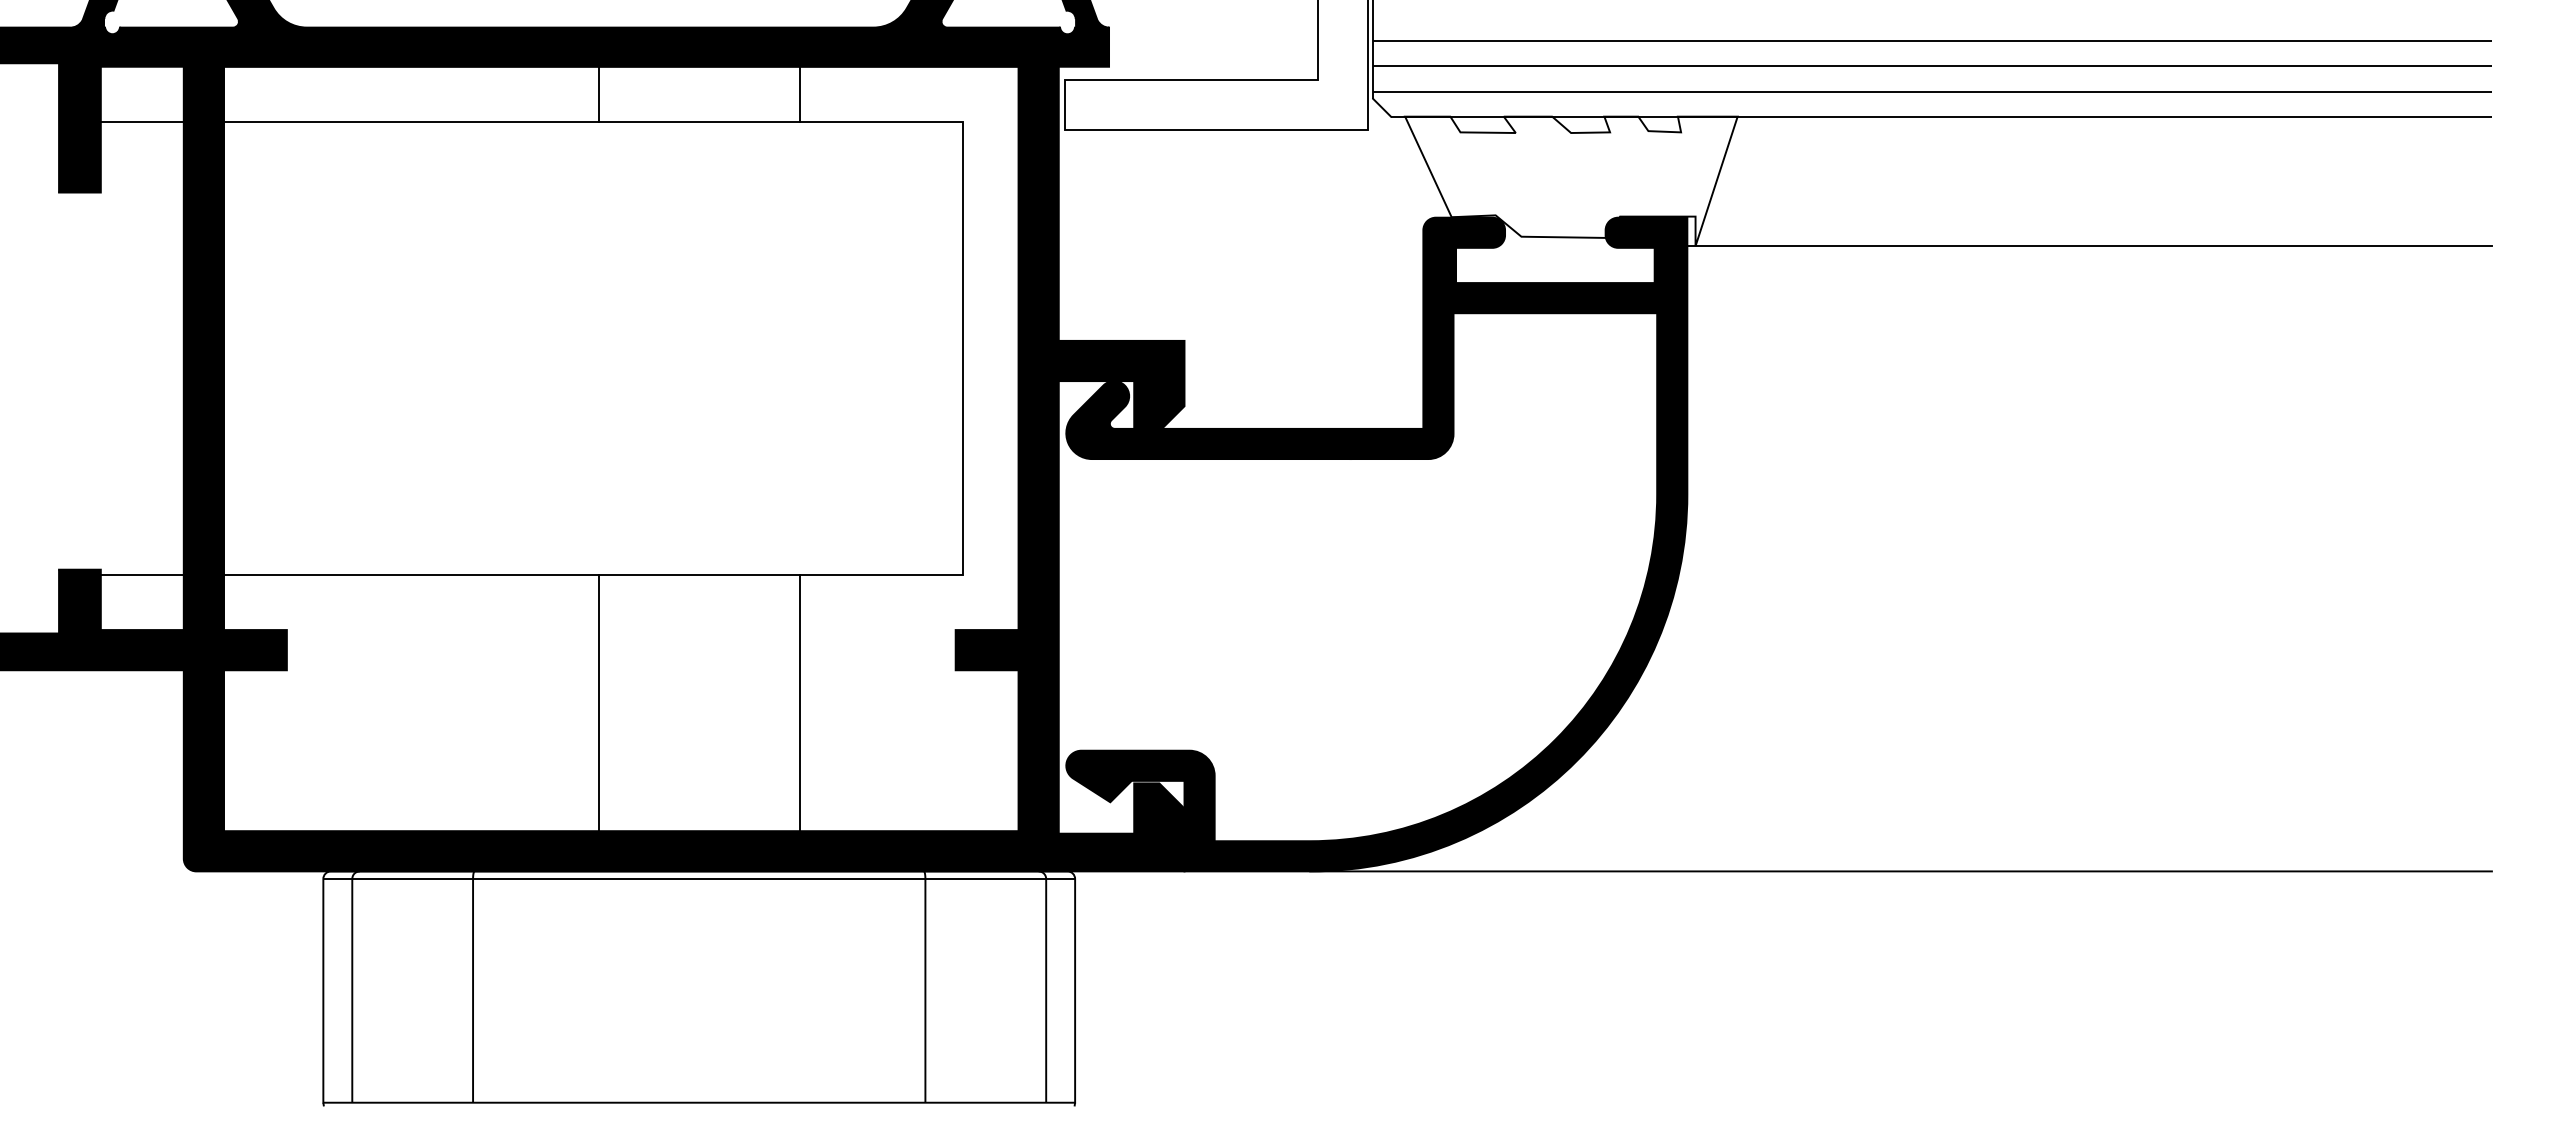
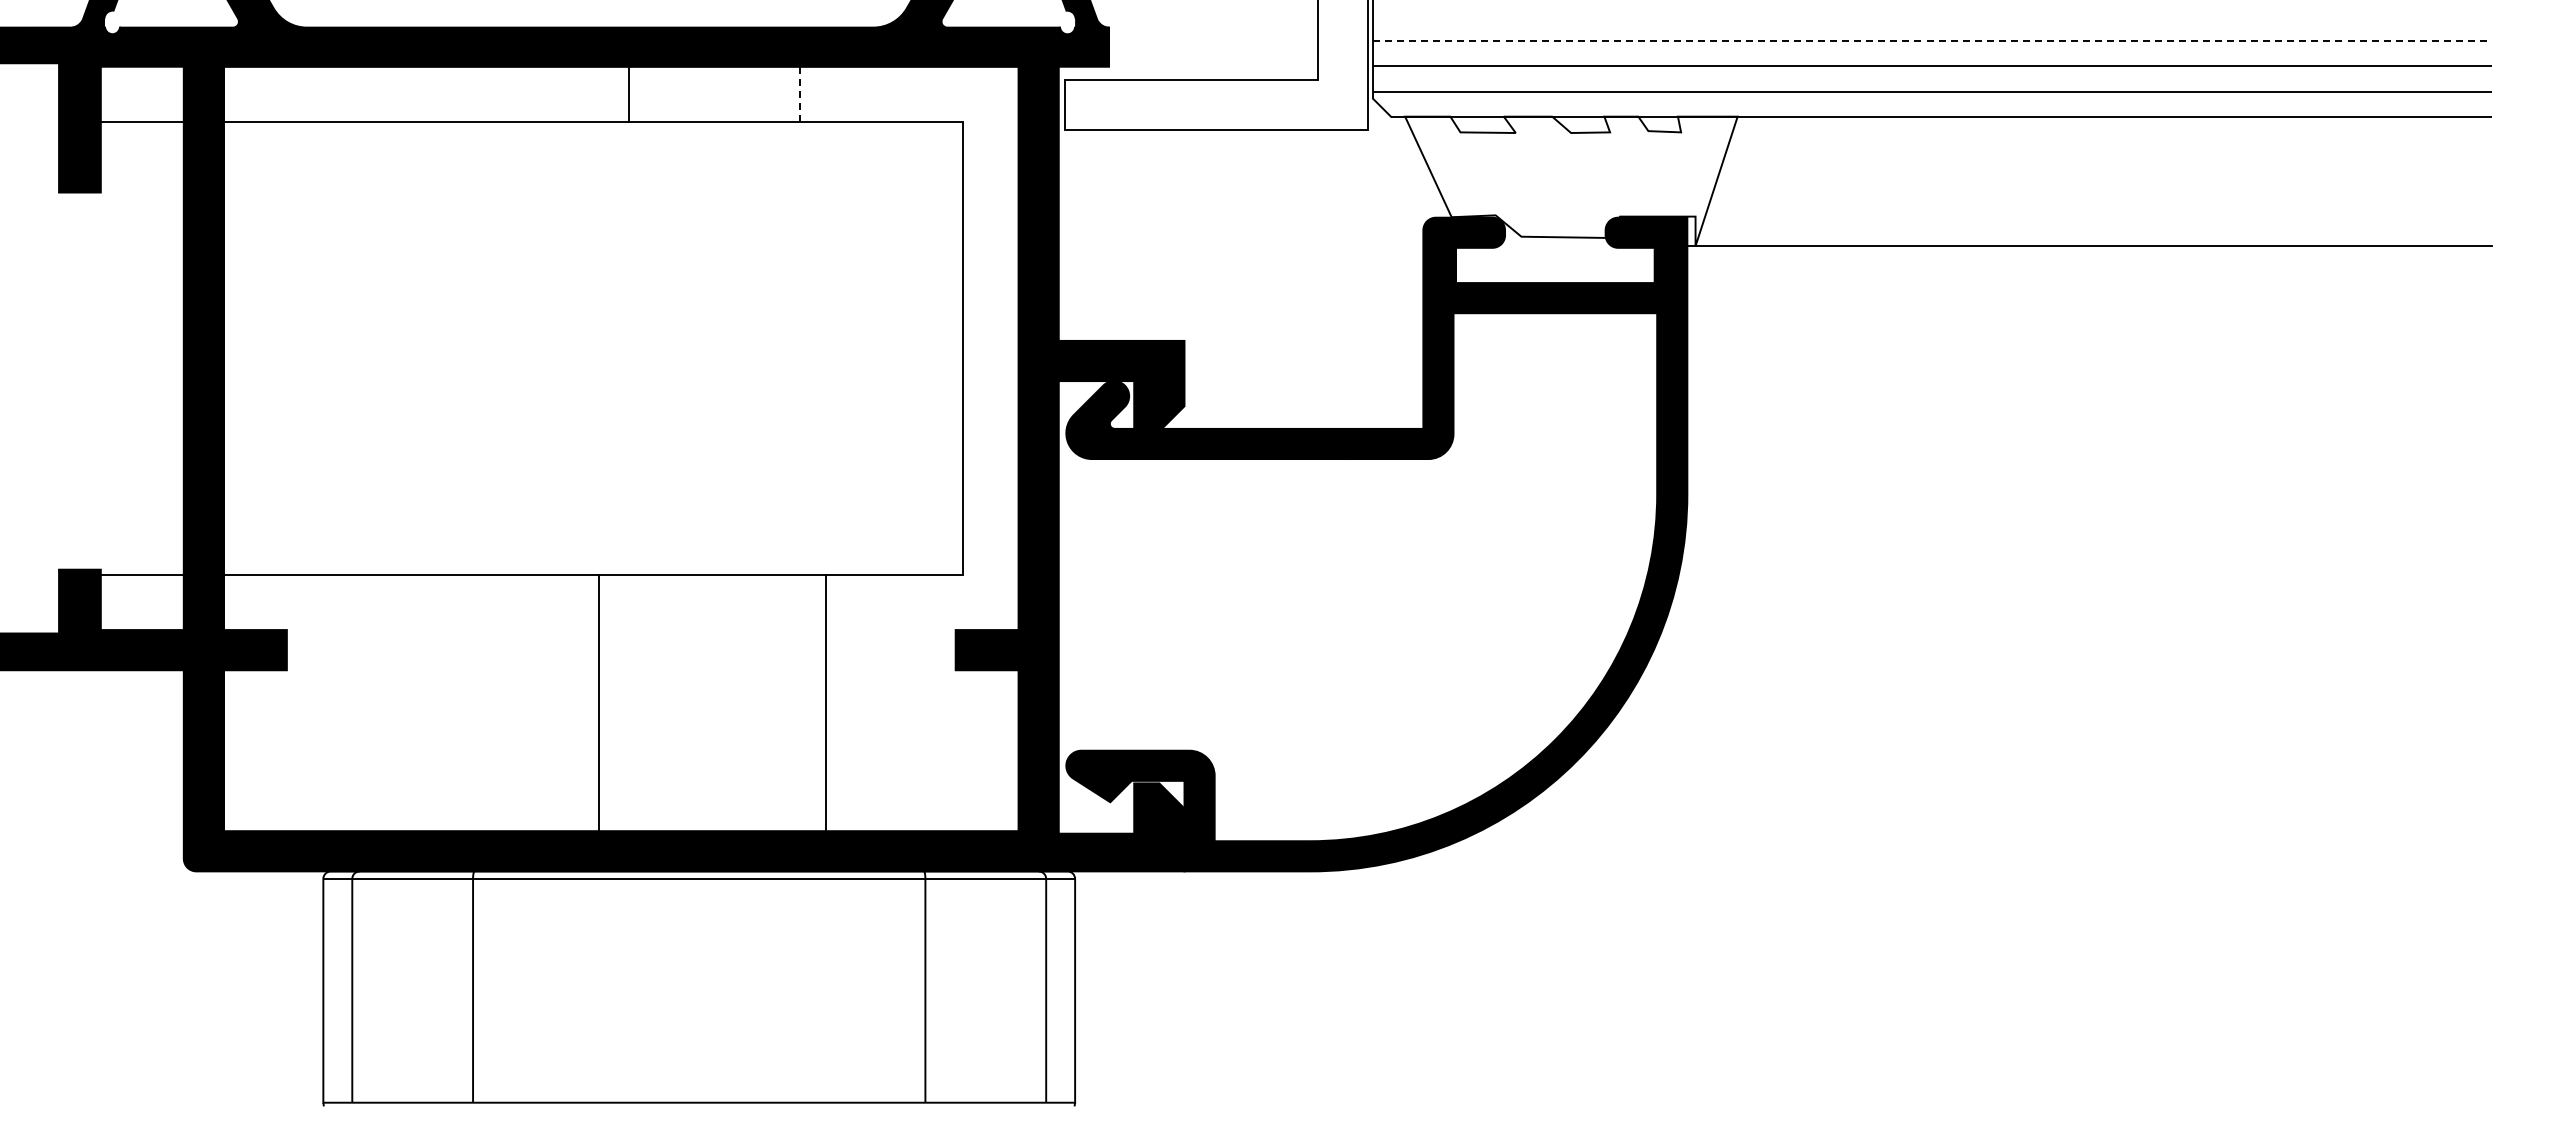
line: solid -> dashed (1933, 41)
line position: (598, 94) -> (628, 94) (628, 94)
line: solid -> dashed (799, 94)
line position: (799, 702) -> (825, 702) (825, 702)
line: present -> none (1900, 871)
